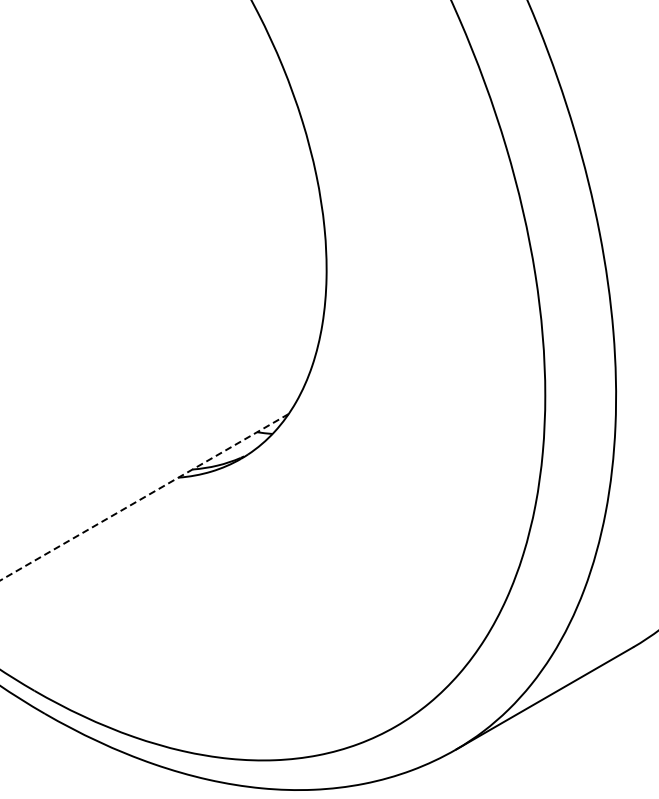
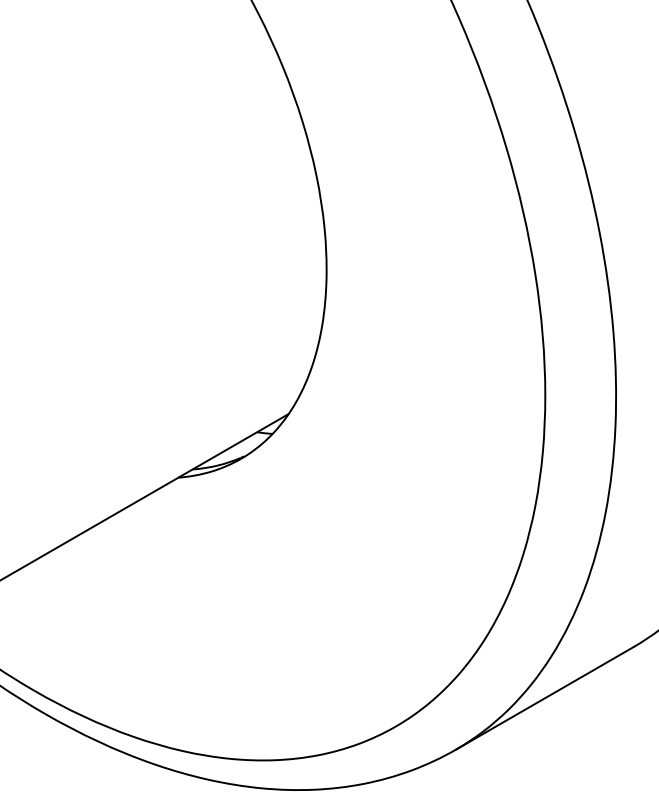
line: dashed -> solid (144, 497)
